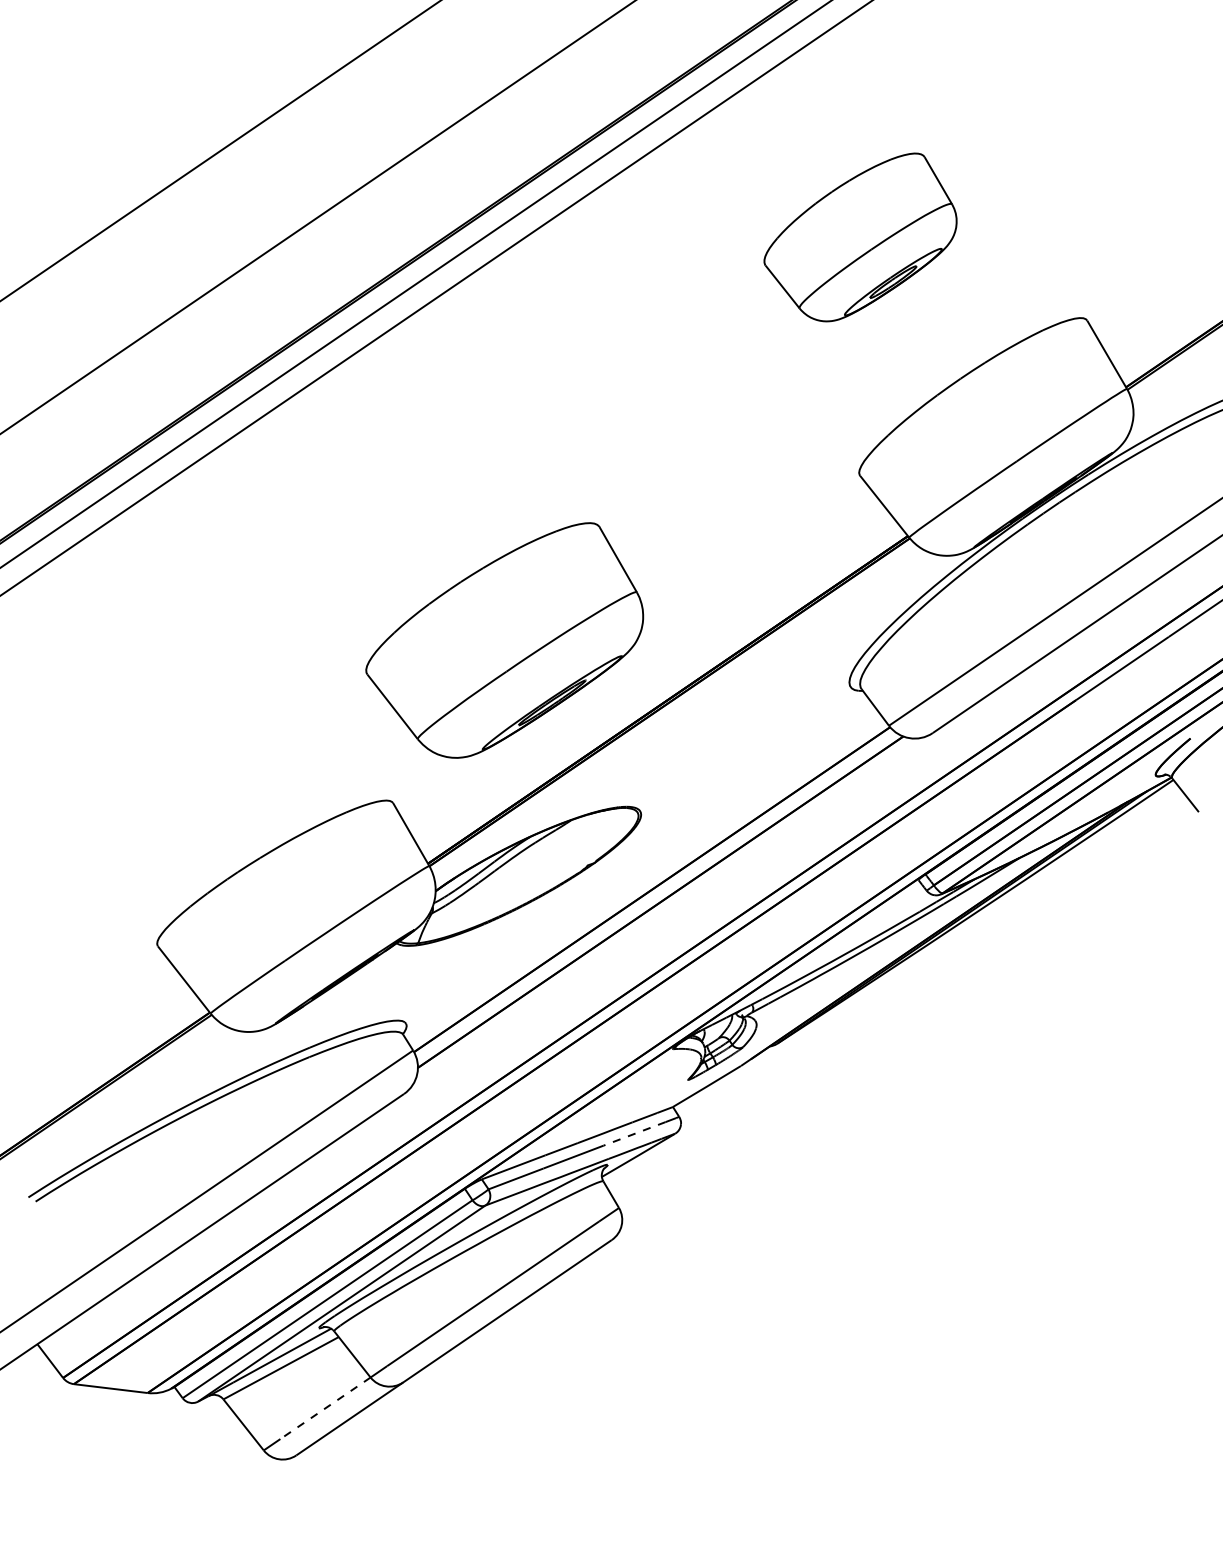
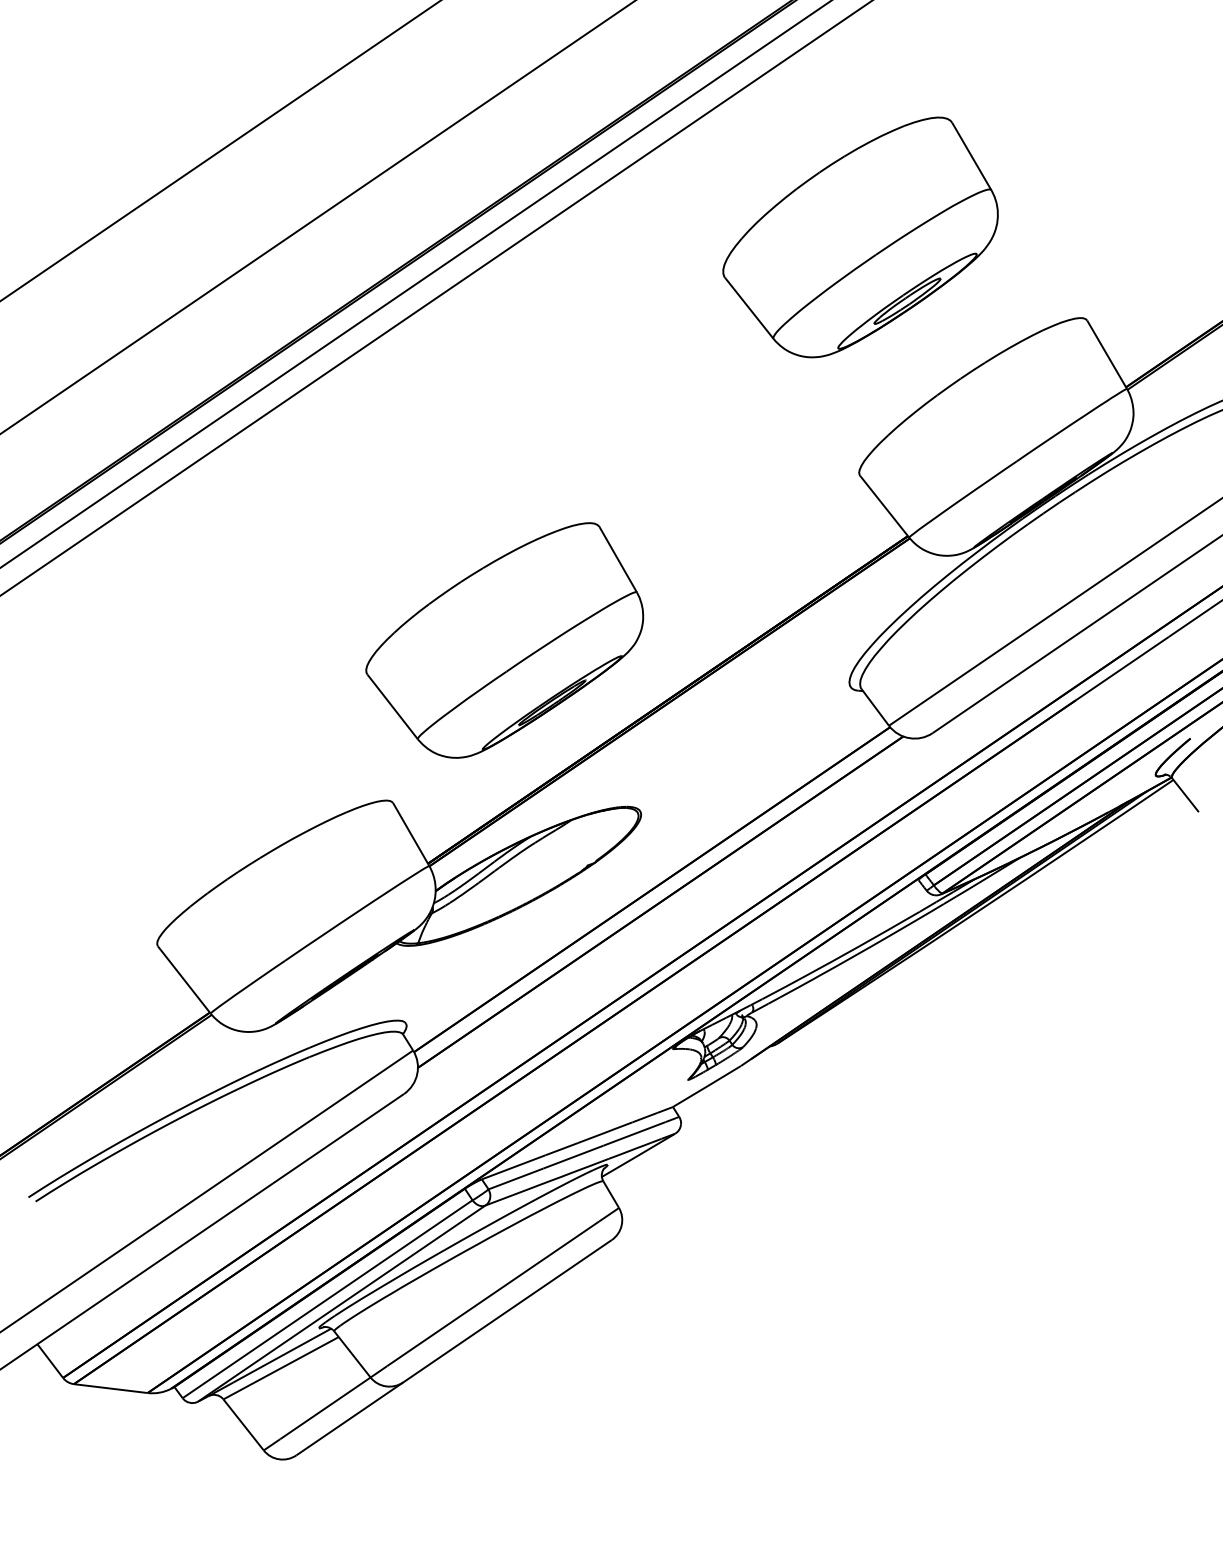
part size: 195x171 px -> 277x243 px (860, 237)
line: dashed -> solid (634, 1134)
line: dashed -> solid (325, 1408)
